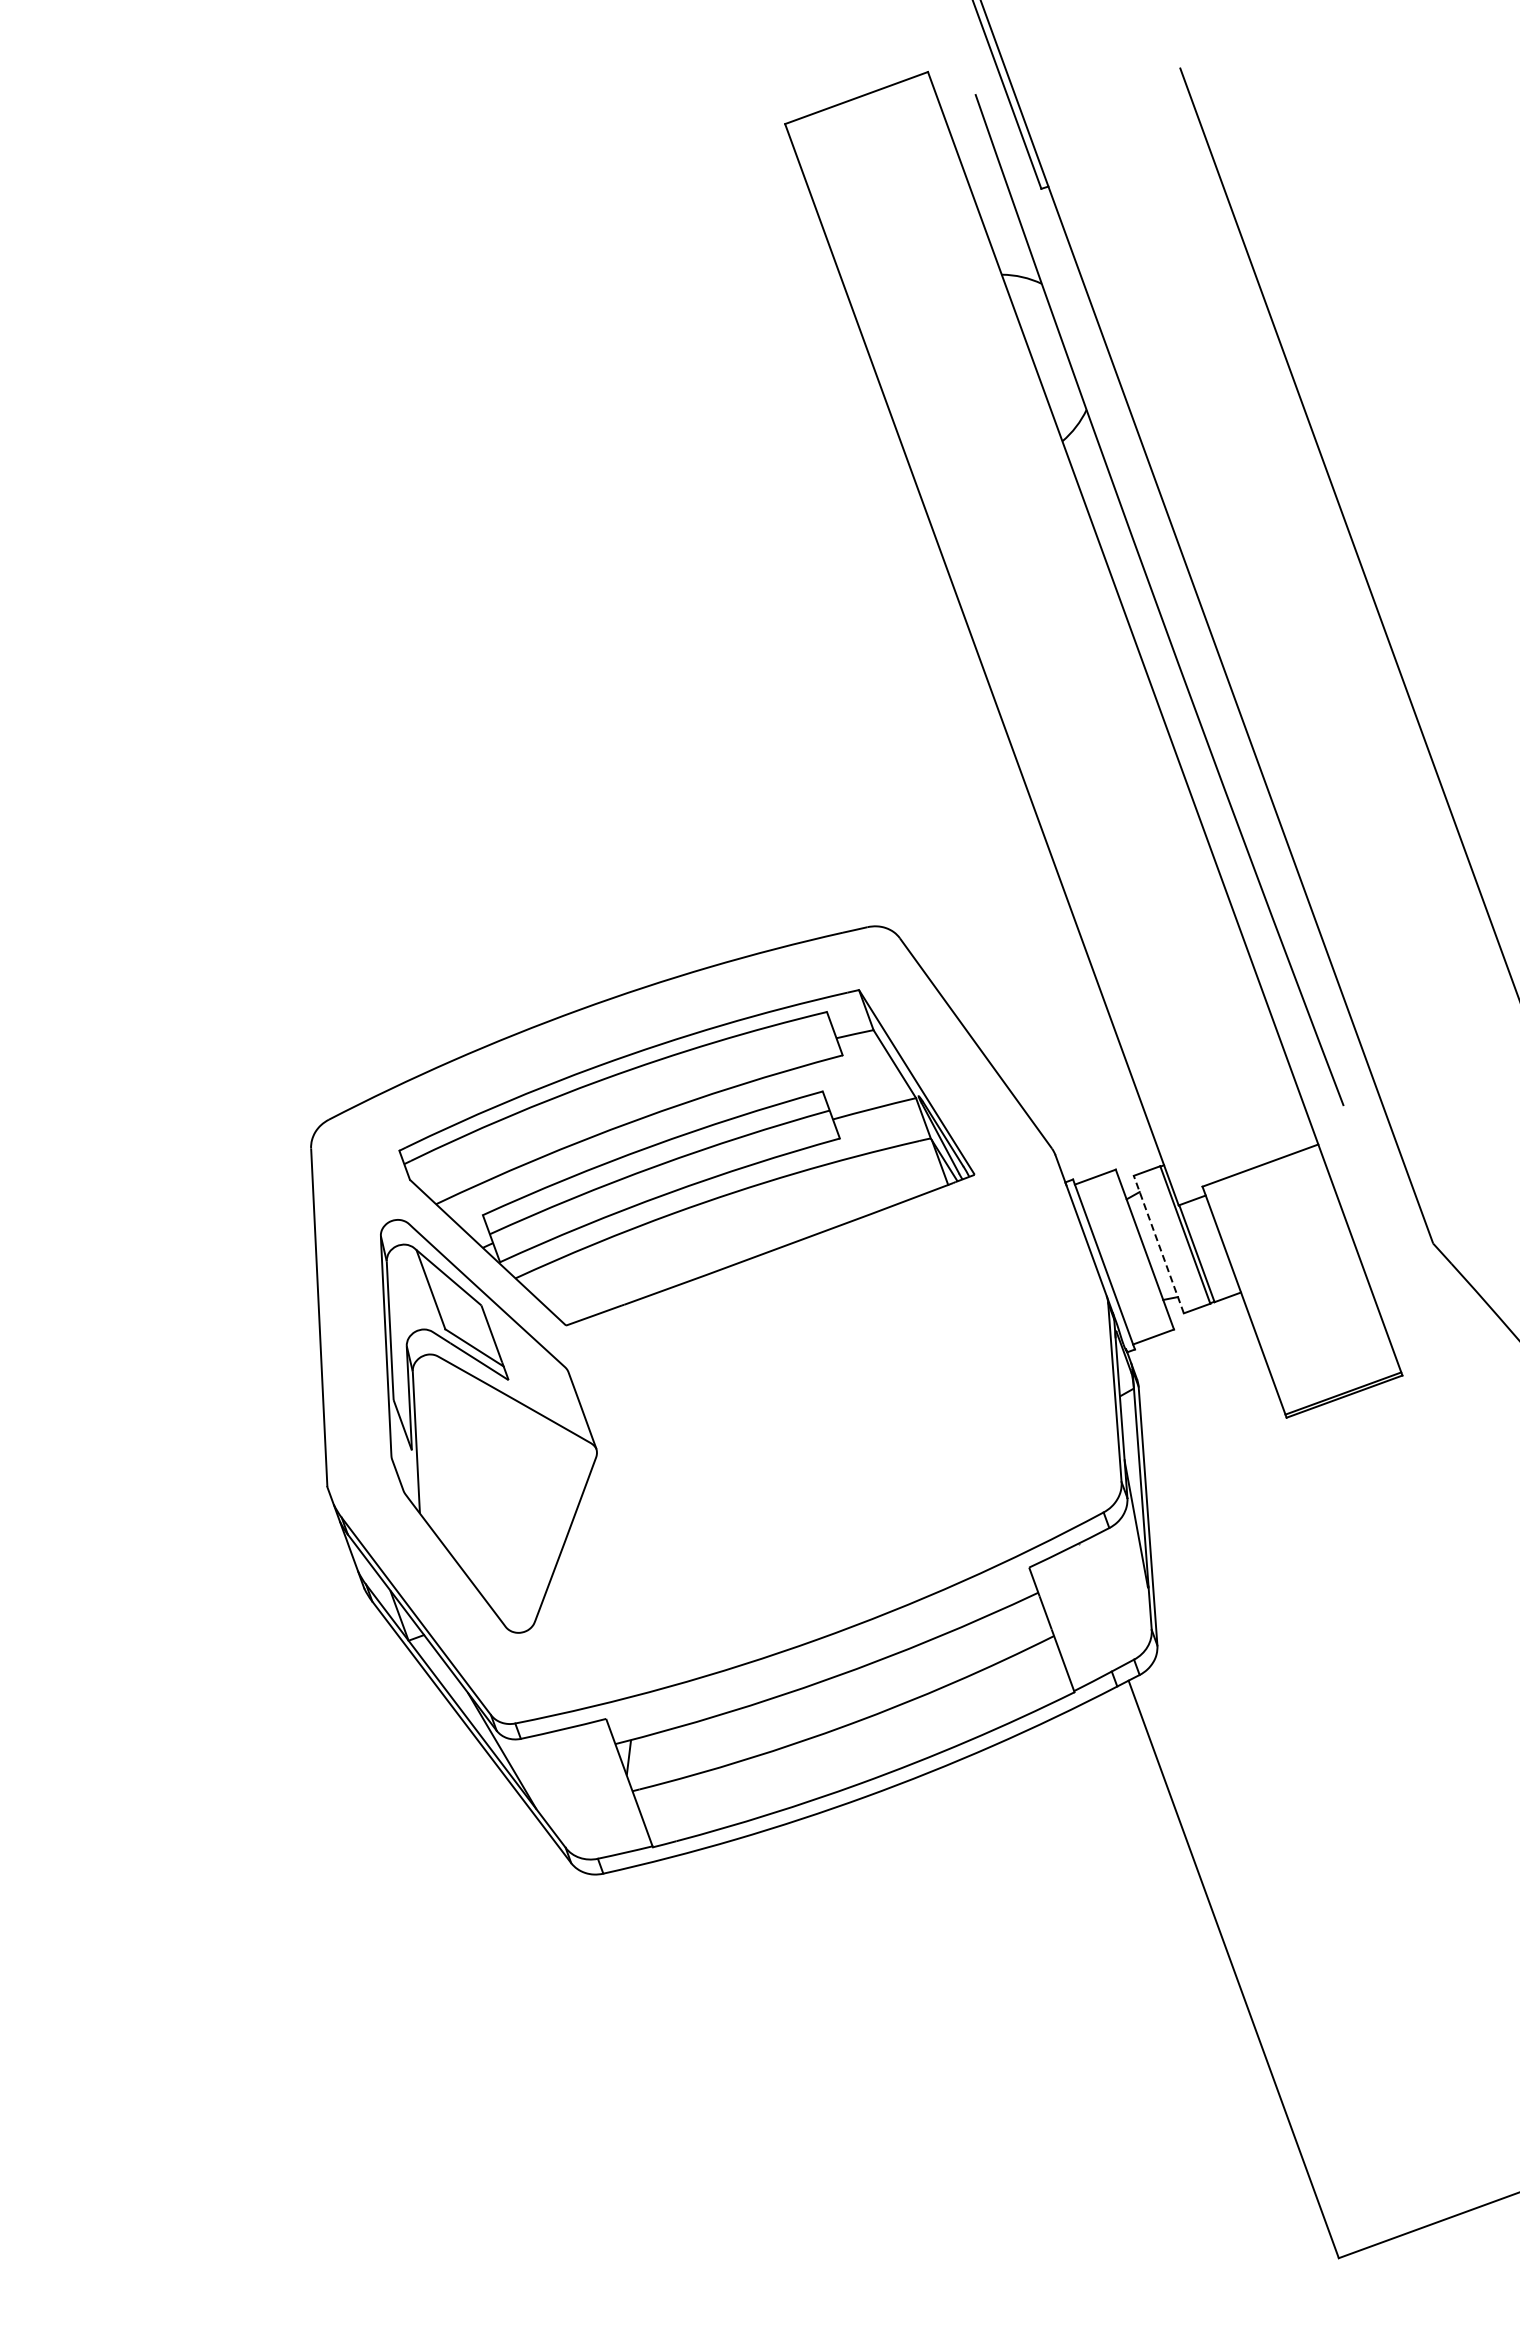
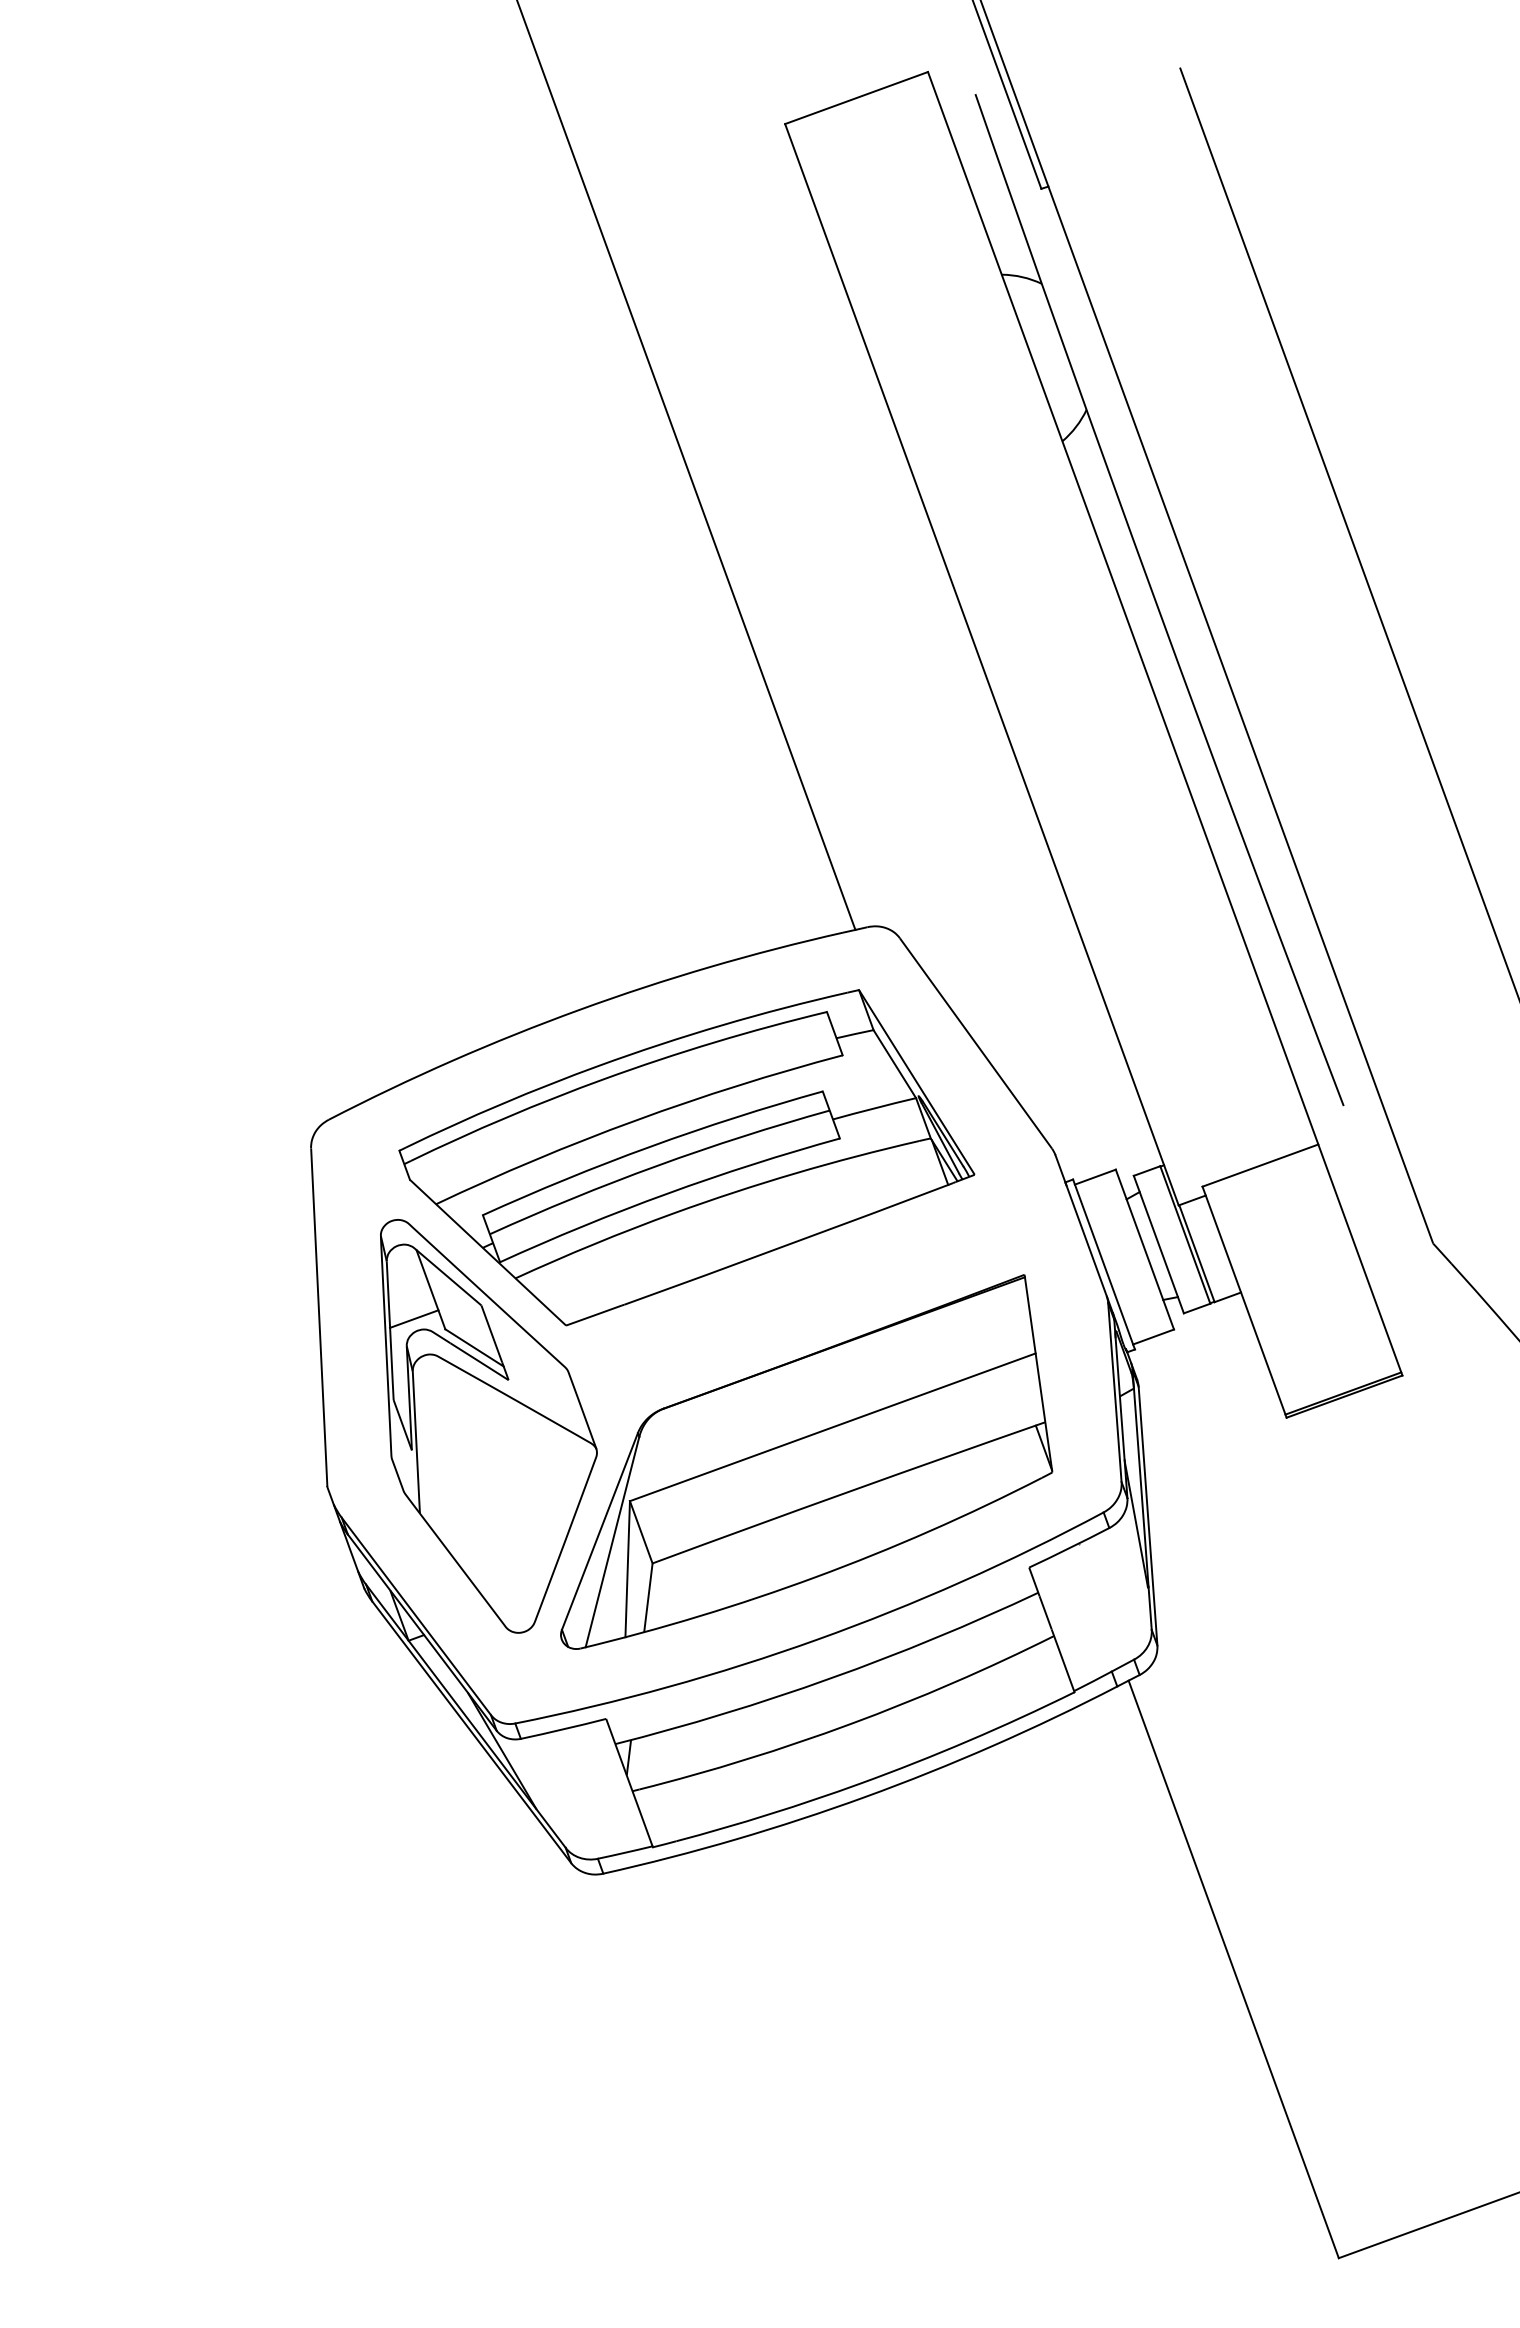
line: none -> present (686, 465)
line: dashed -> solid (1158, 1244)
line: none -> present (414, 1318)
part: none -> present (806, 1461)
